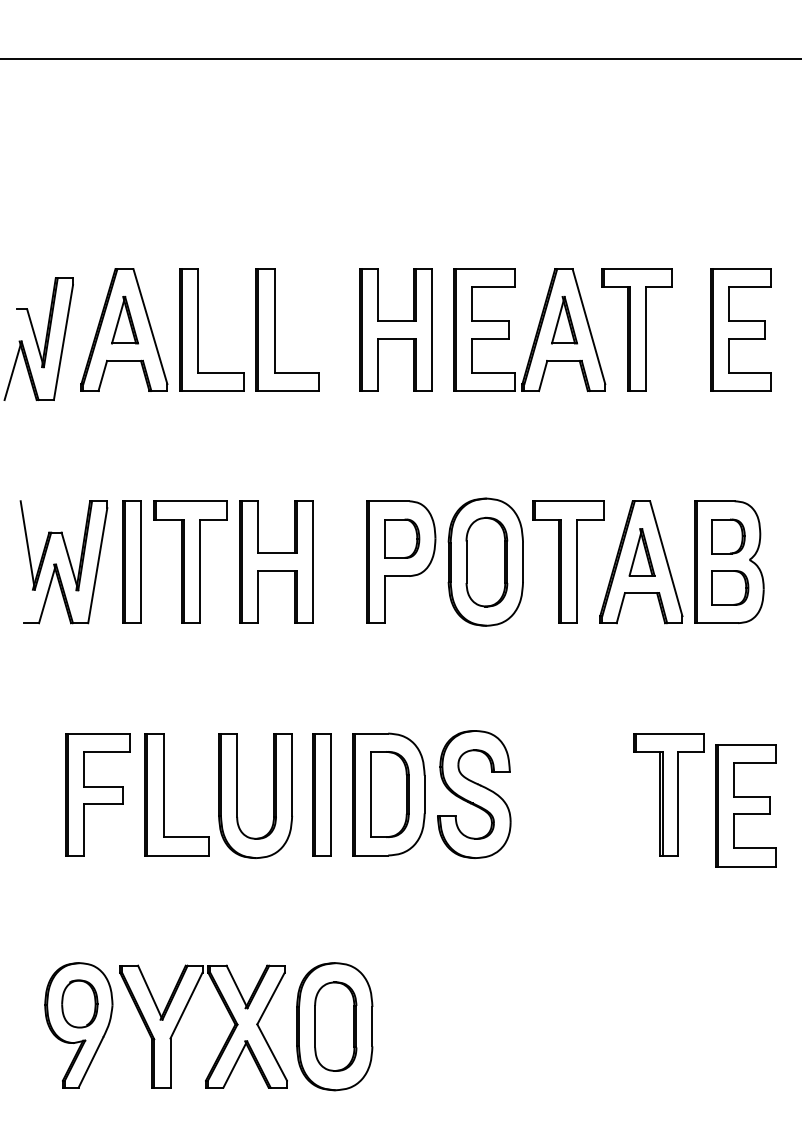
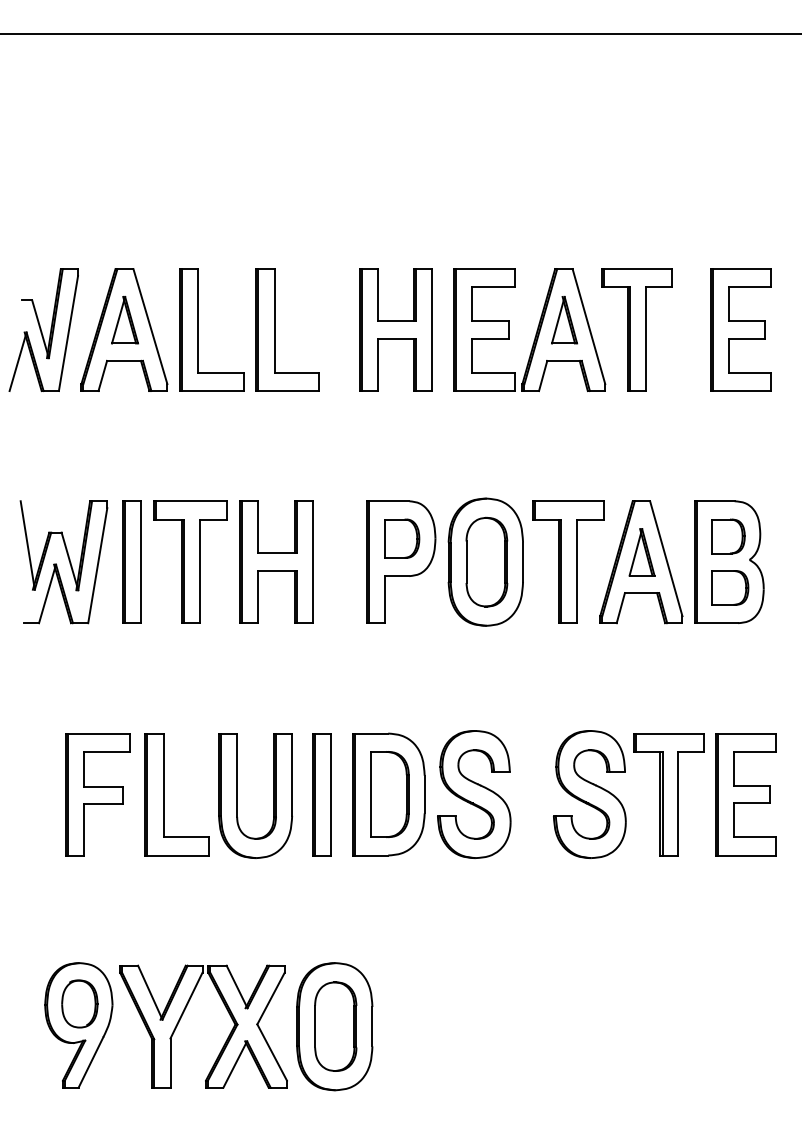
line position: (400, 58) -> (400, 33) (400, 33)
part position: (38, 338) -> (43, 329) (43, 329)
part: none -> present (589, 794)
part position: (745, 805) -> (745, 794) (745, 794)
